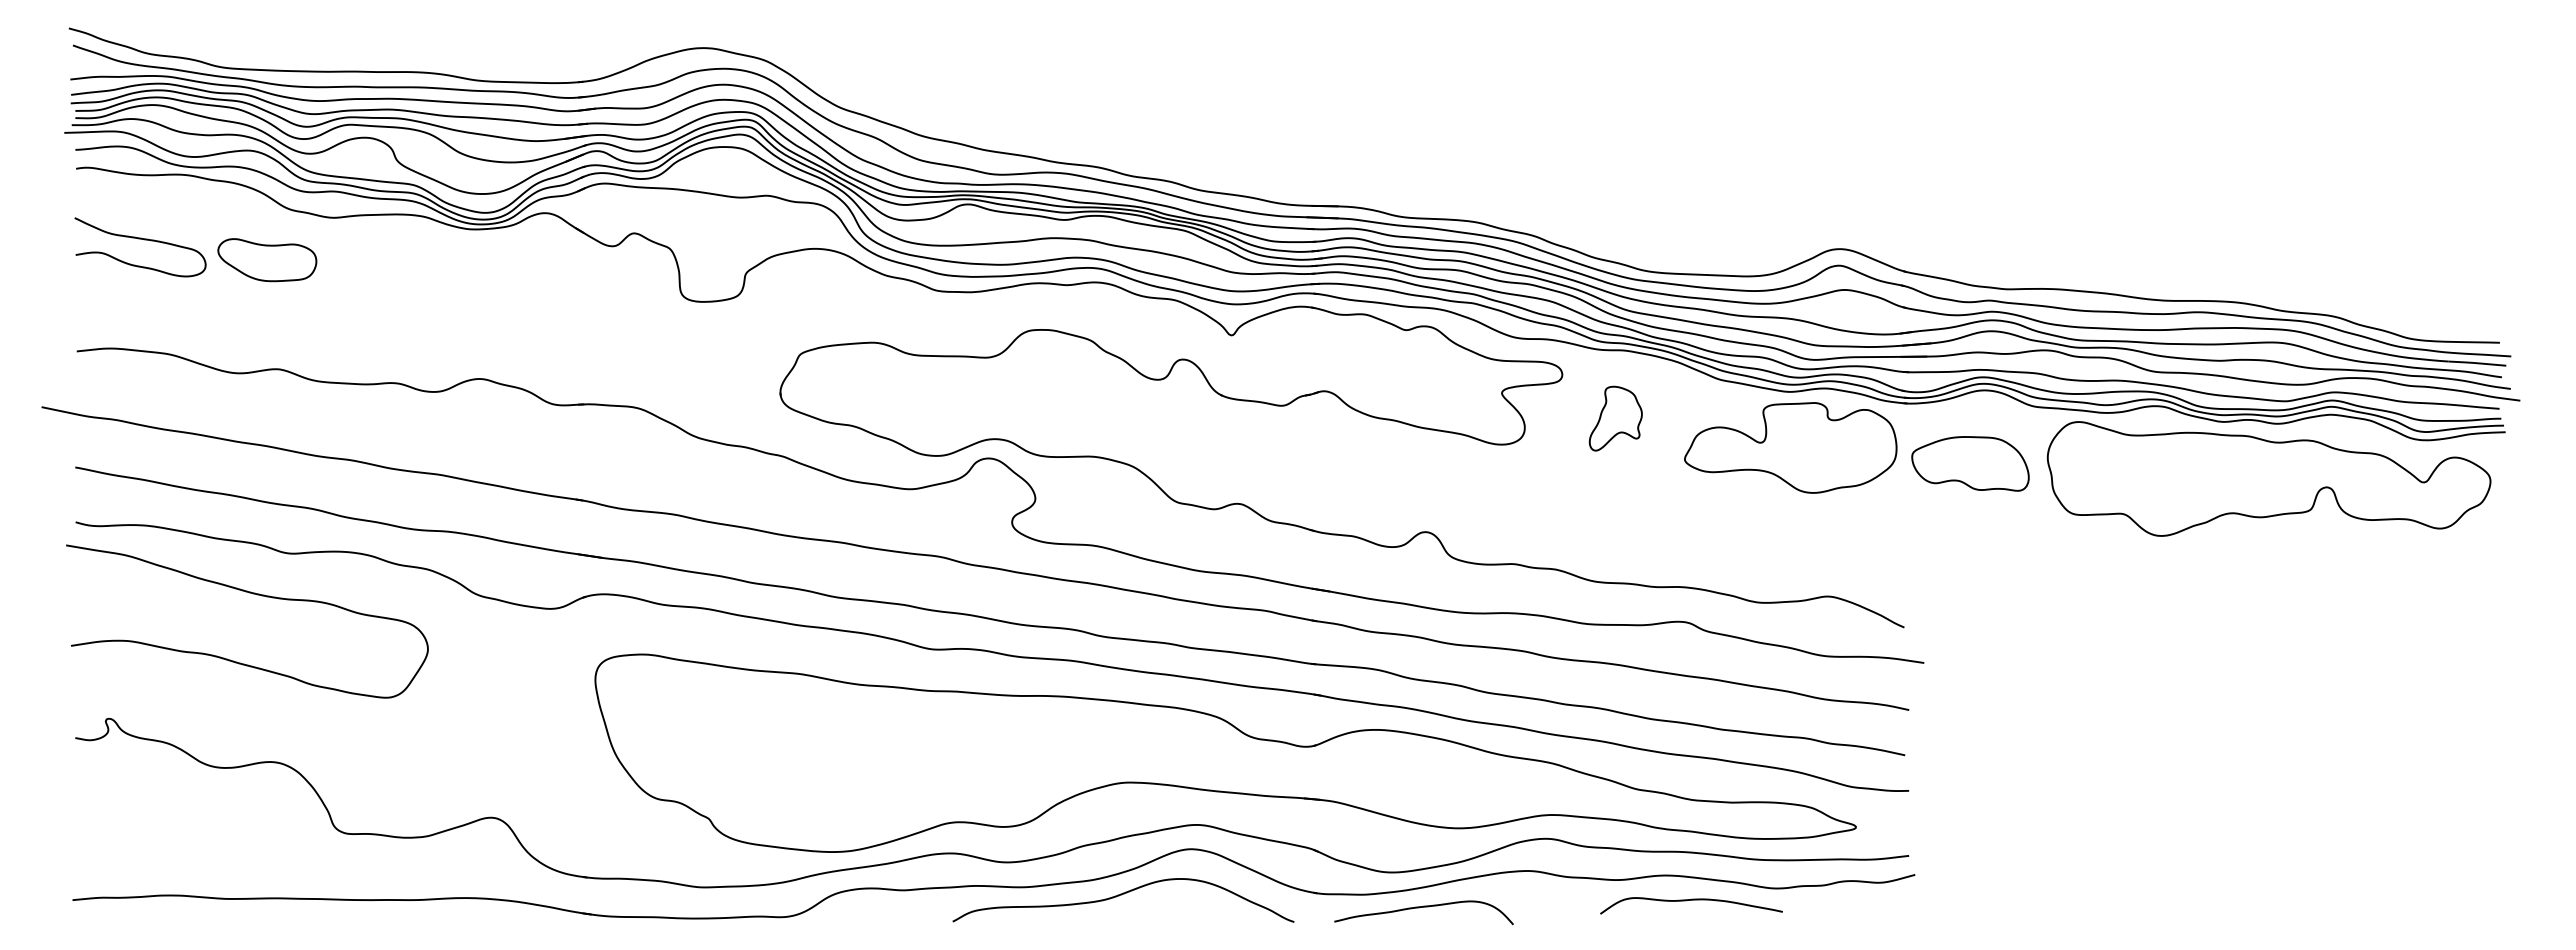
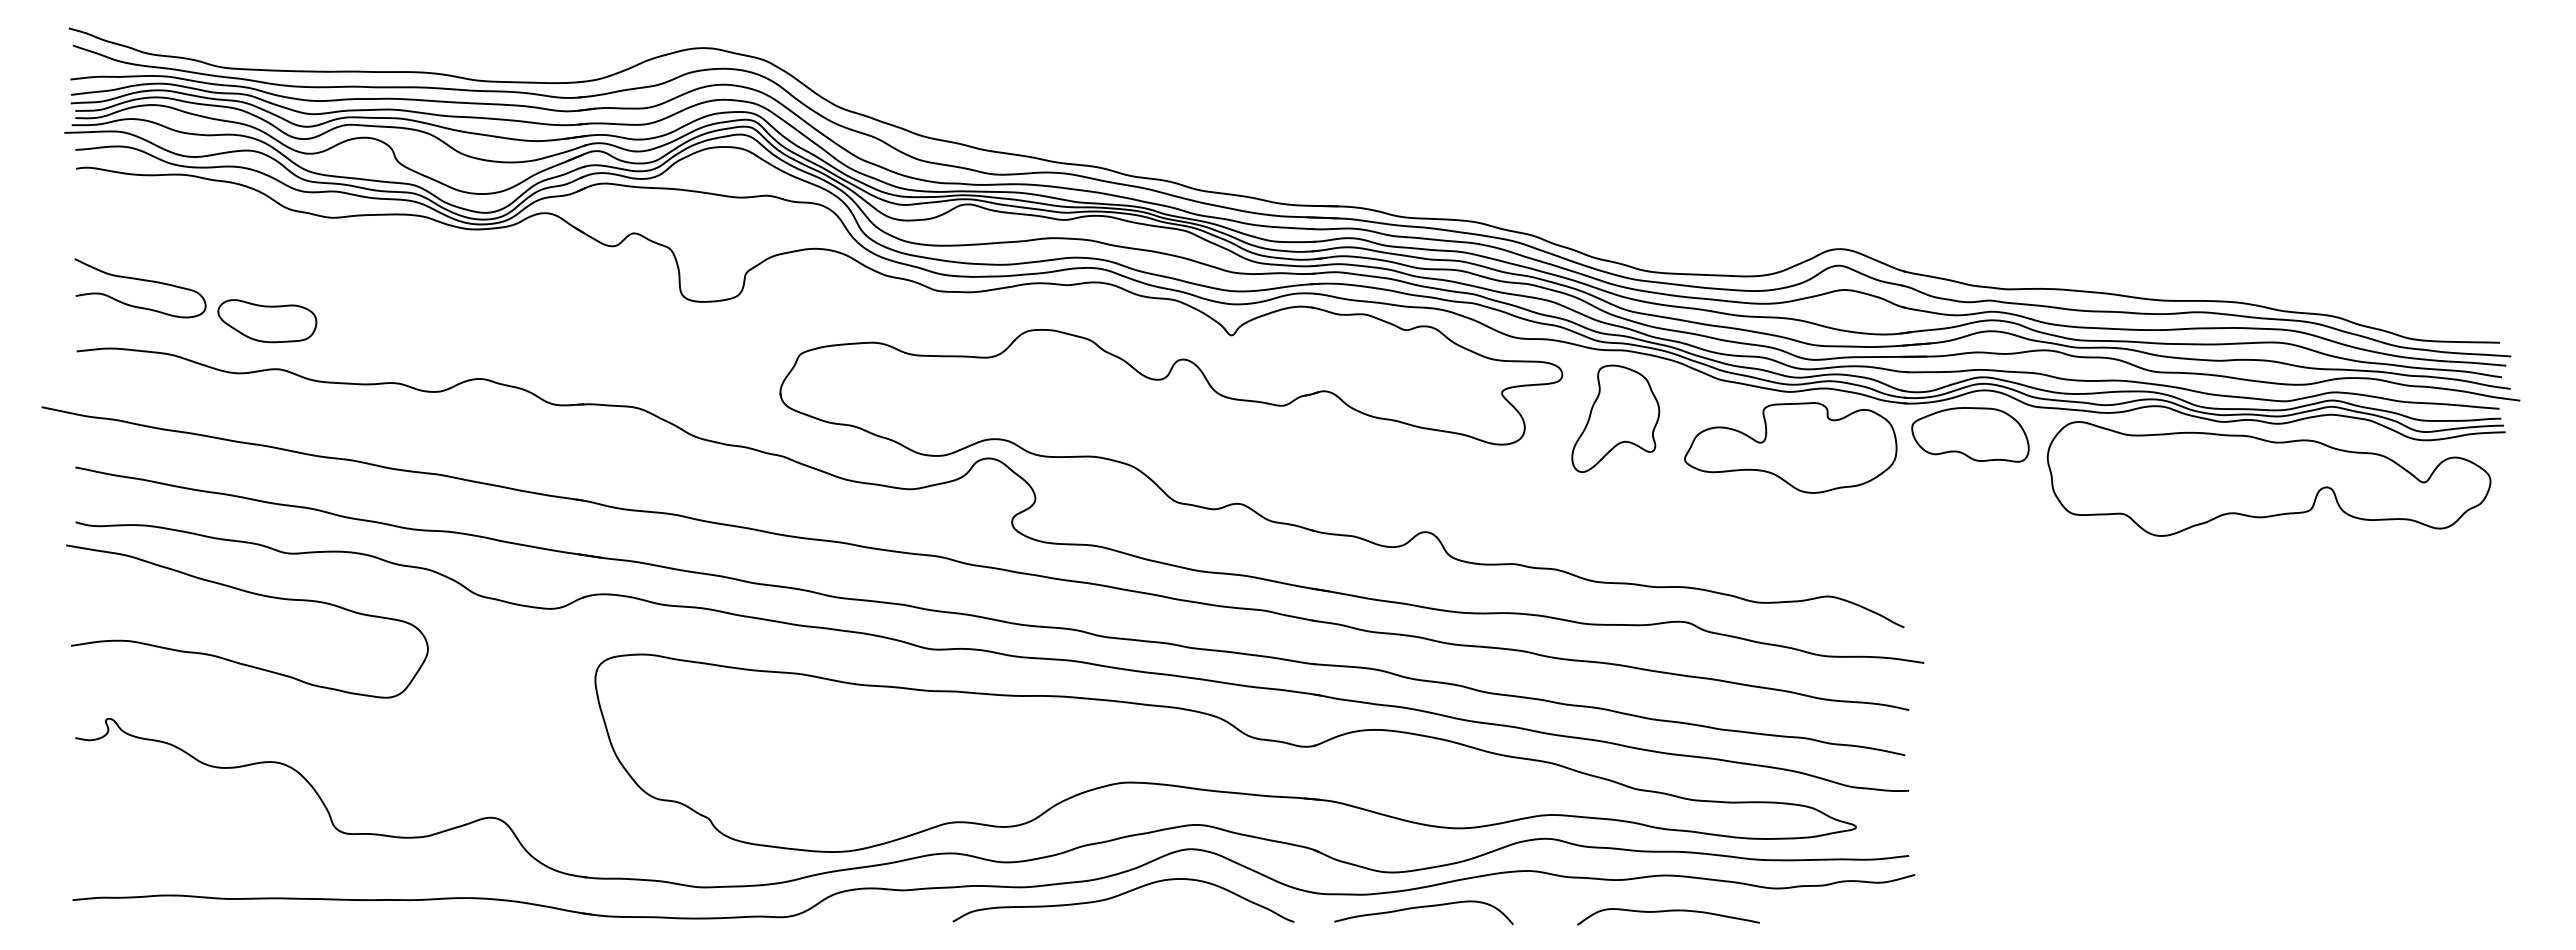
curve position: (140, 239) -> (140, 280) (140, 280)
part position: (267, 260) -> (267, 321) (267, 321)
part size: 55x67 px -> 90x109 px (1615, 418)
part position: (1970, 463) -> (1970, 434) (1970, 434)
curve position: (1691, 900) -> (1668, 911) (1668, 911)
